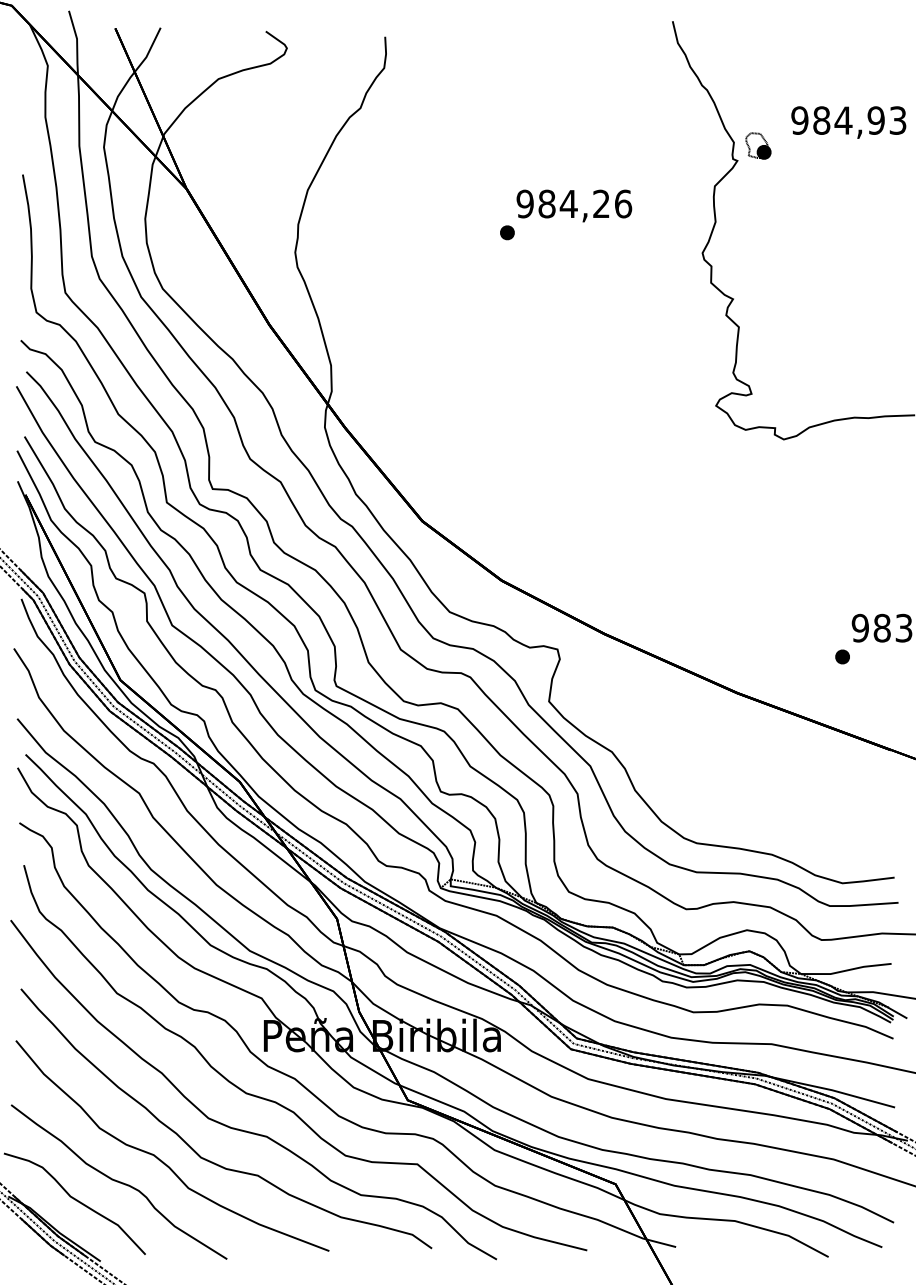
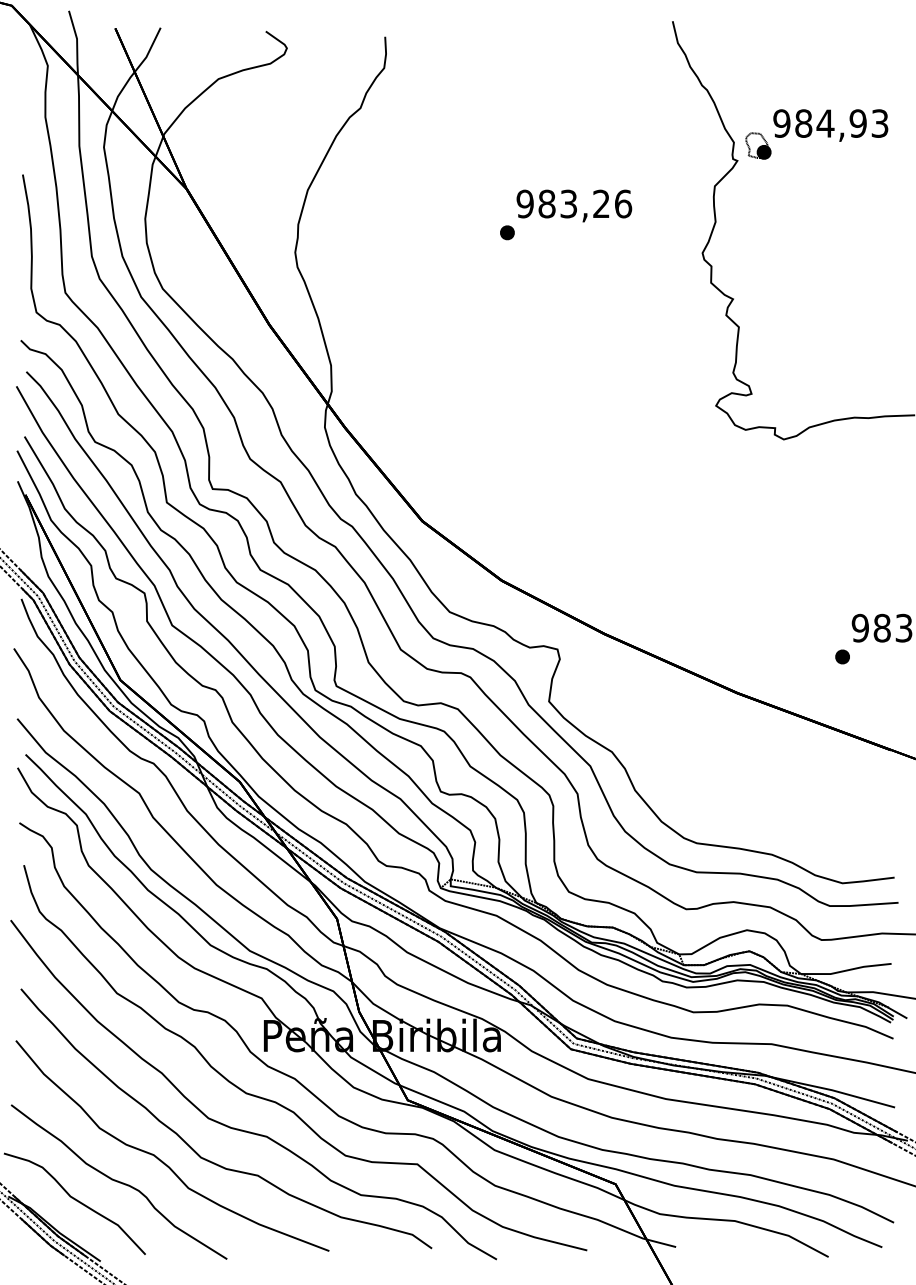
text position: (848, 122) -> (830, 125) (830, 125)
text: 984,26 -> 983,26 (568, 203)
